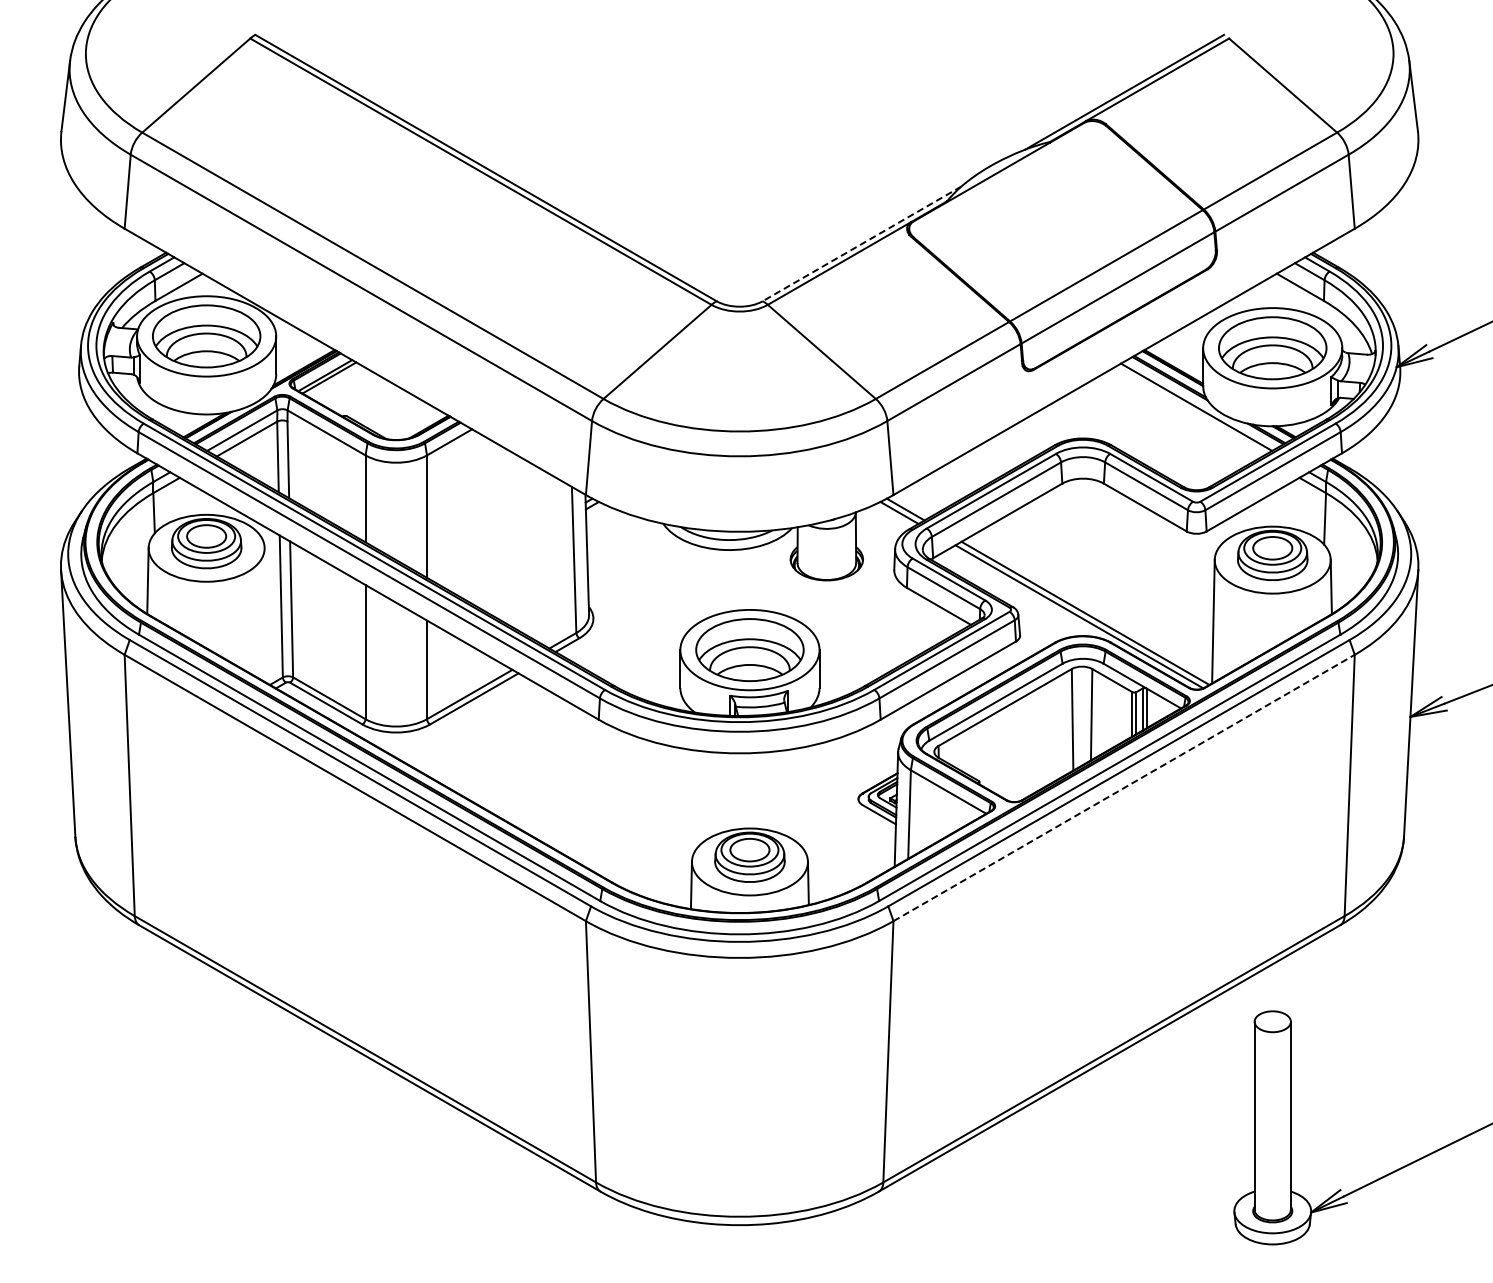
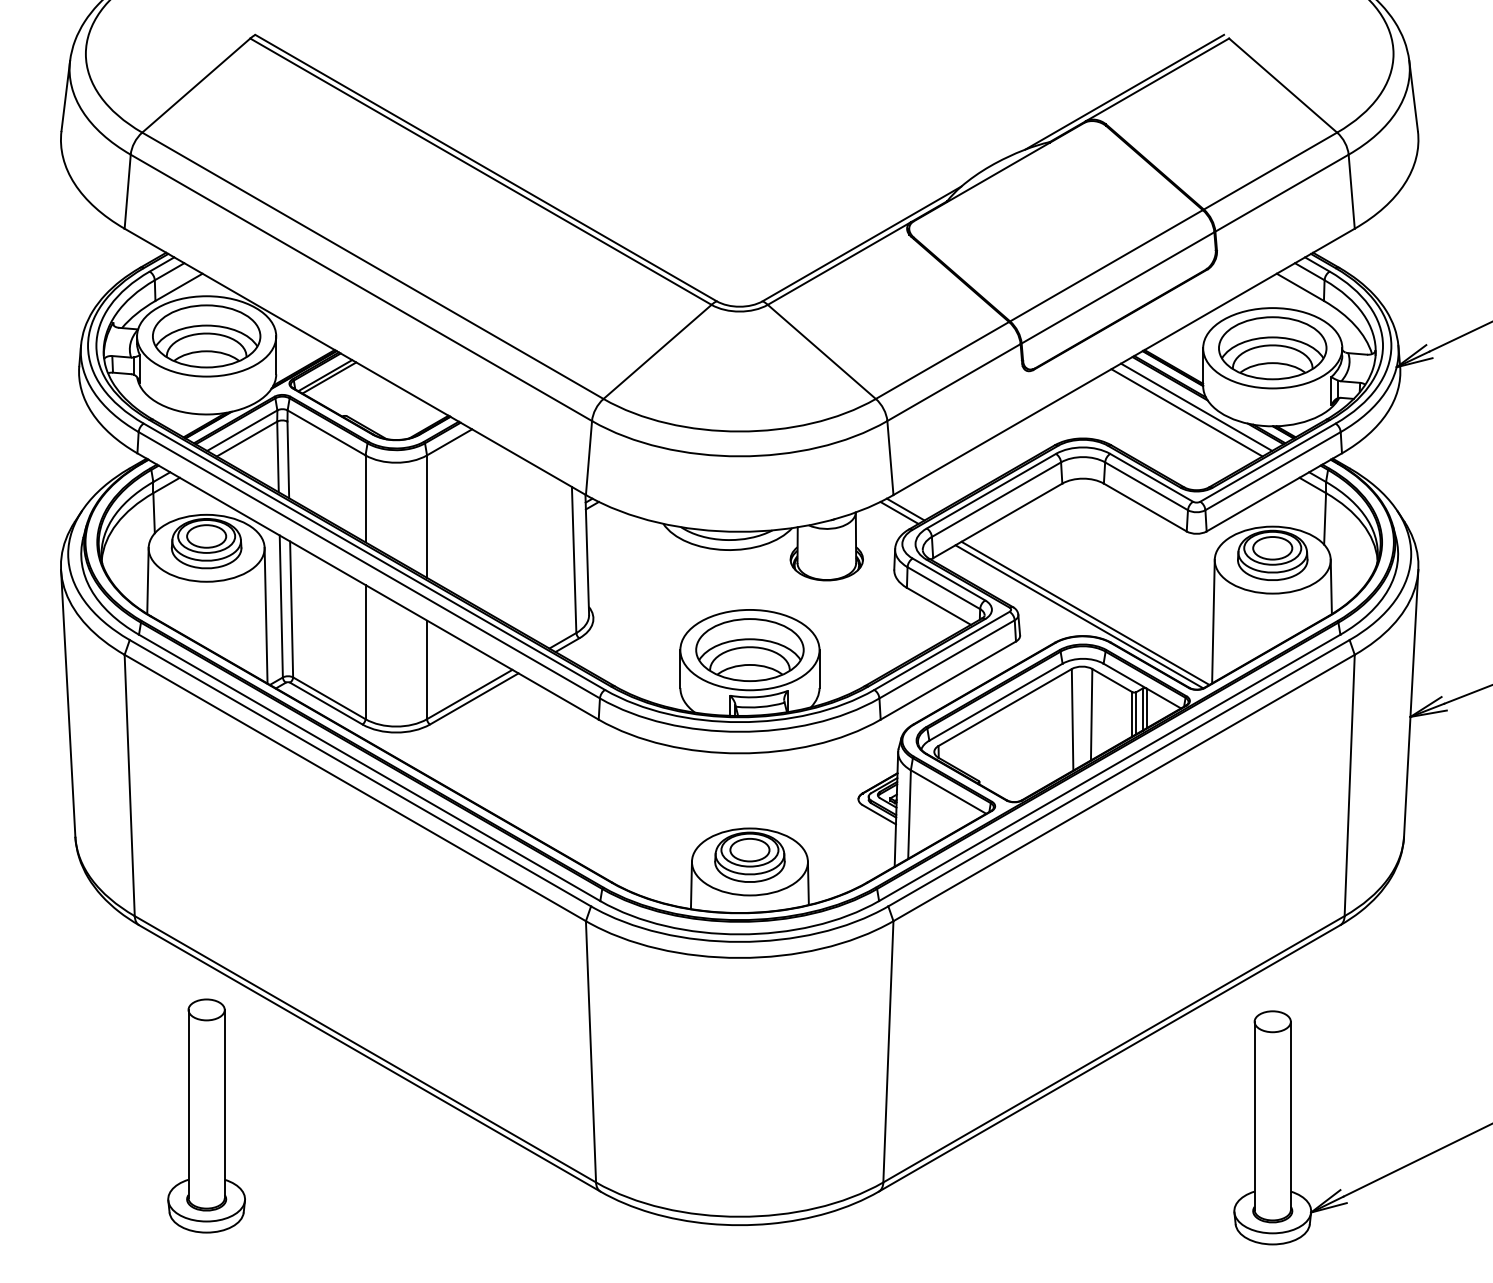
line: dashed -> solid (862, 243)
line: none -> present (1186, 412)
line: none -> present (265, 615)
line: dashed -> solid (1124, 787)
part: none -> present (206, 1115)
